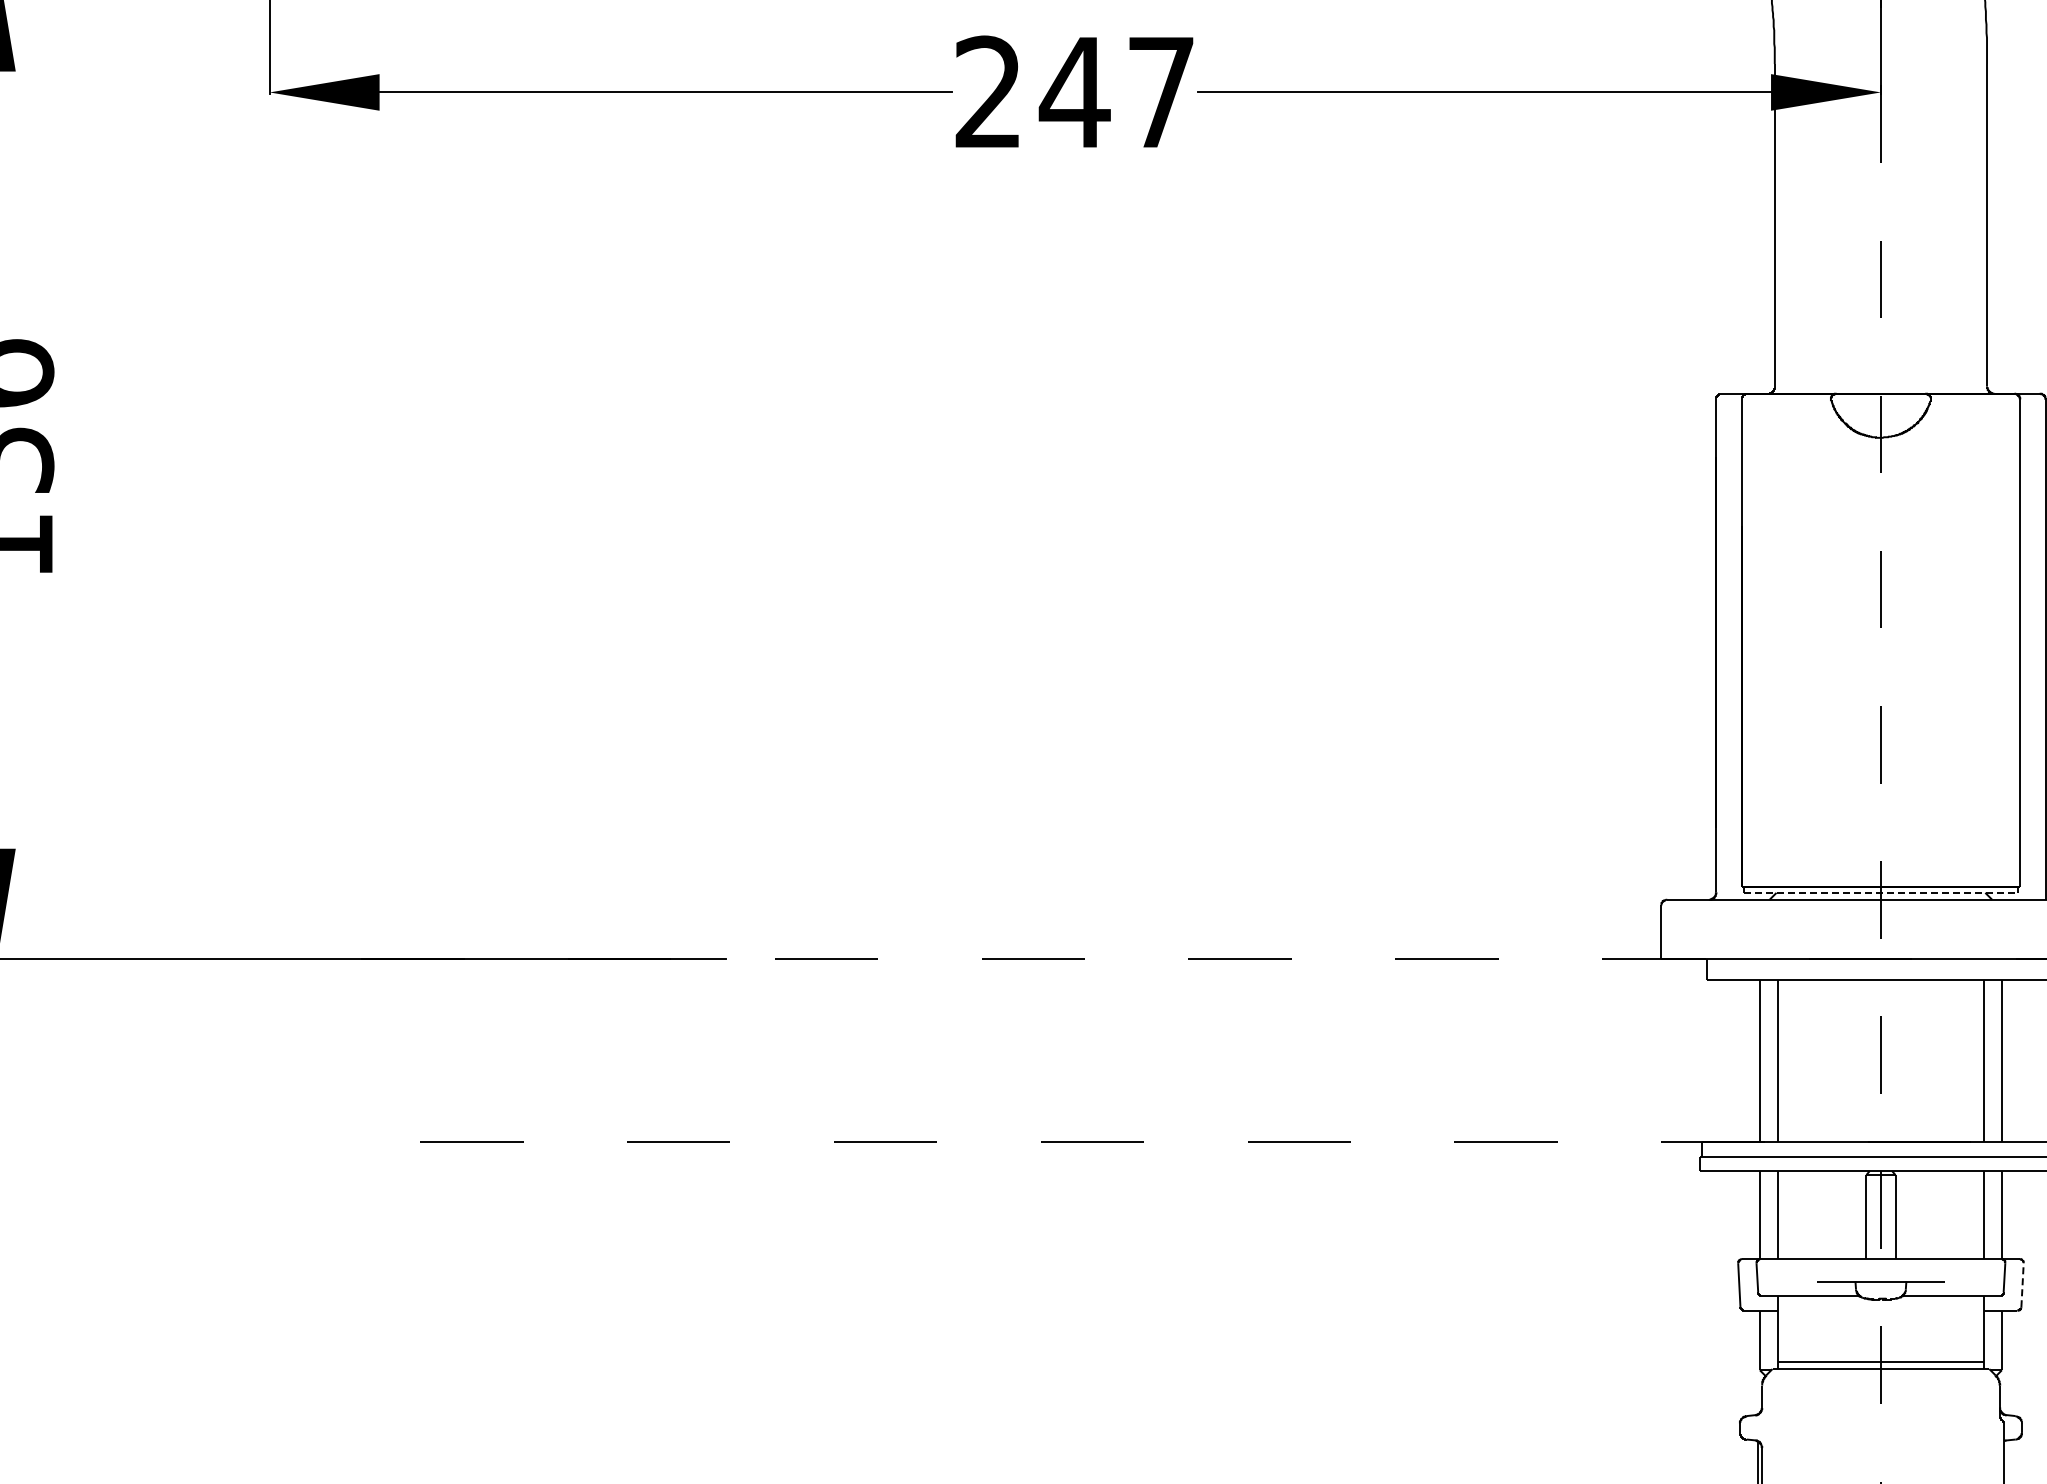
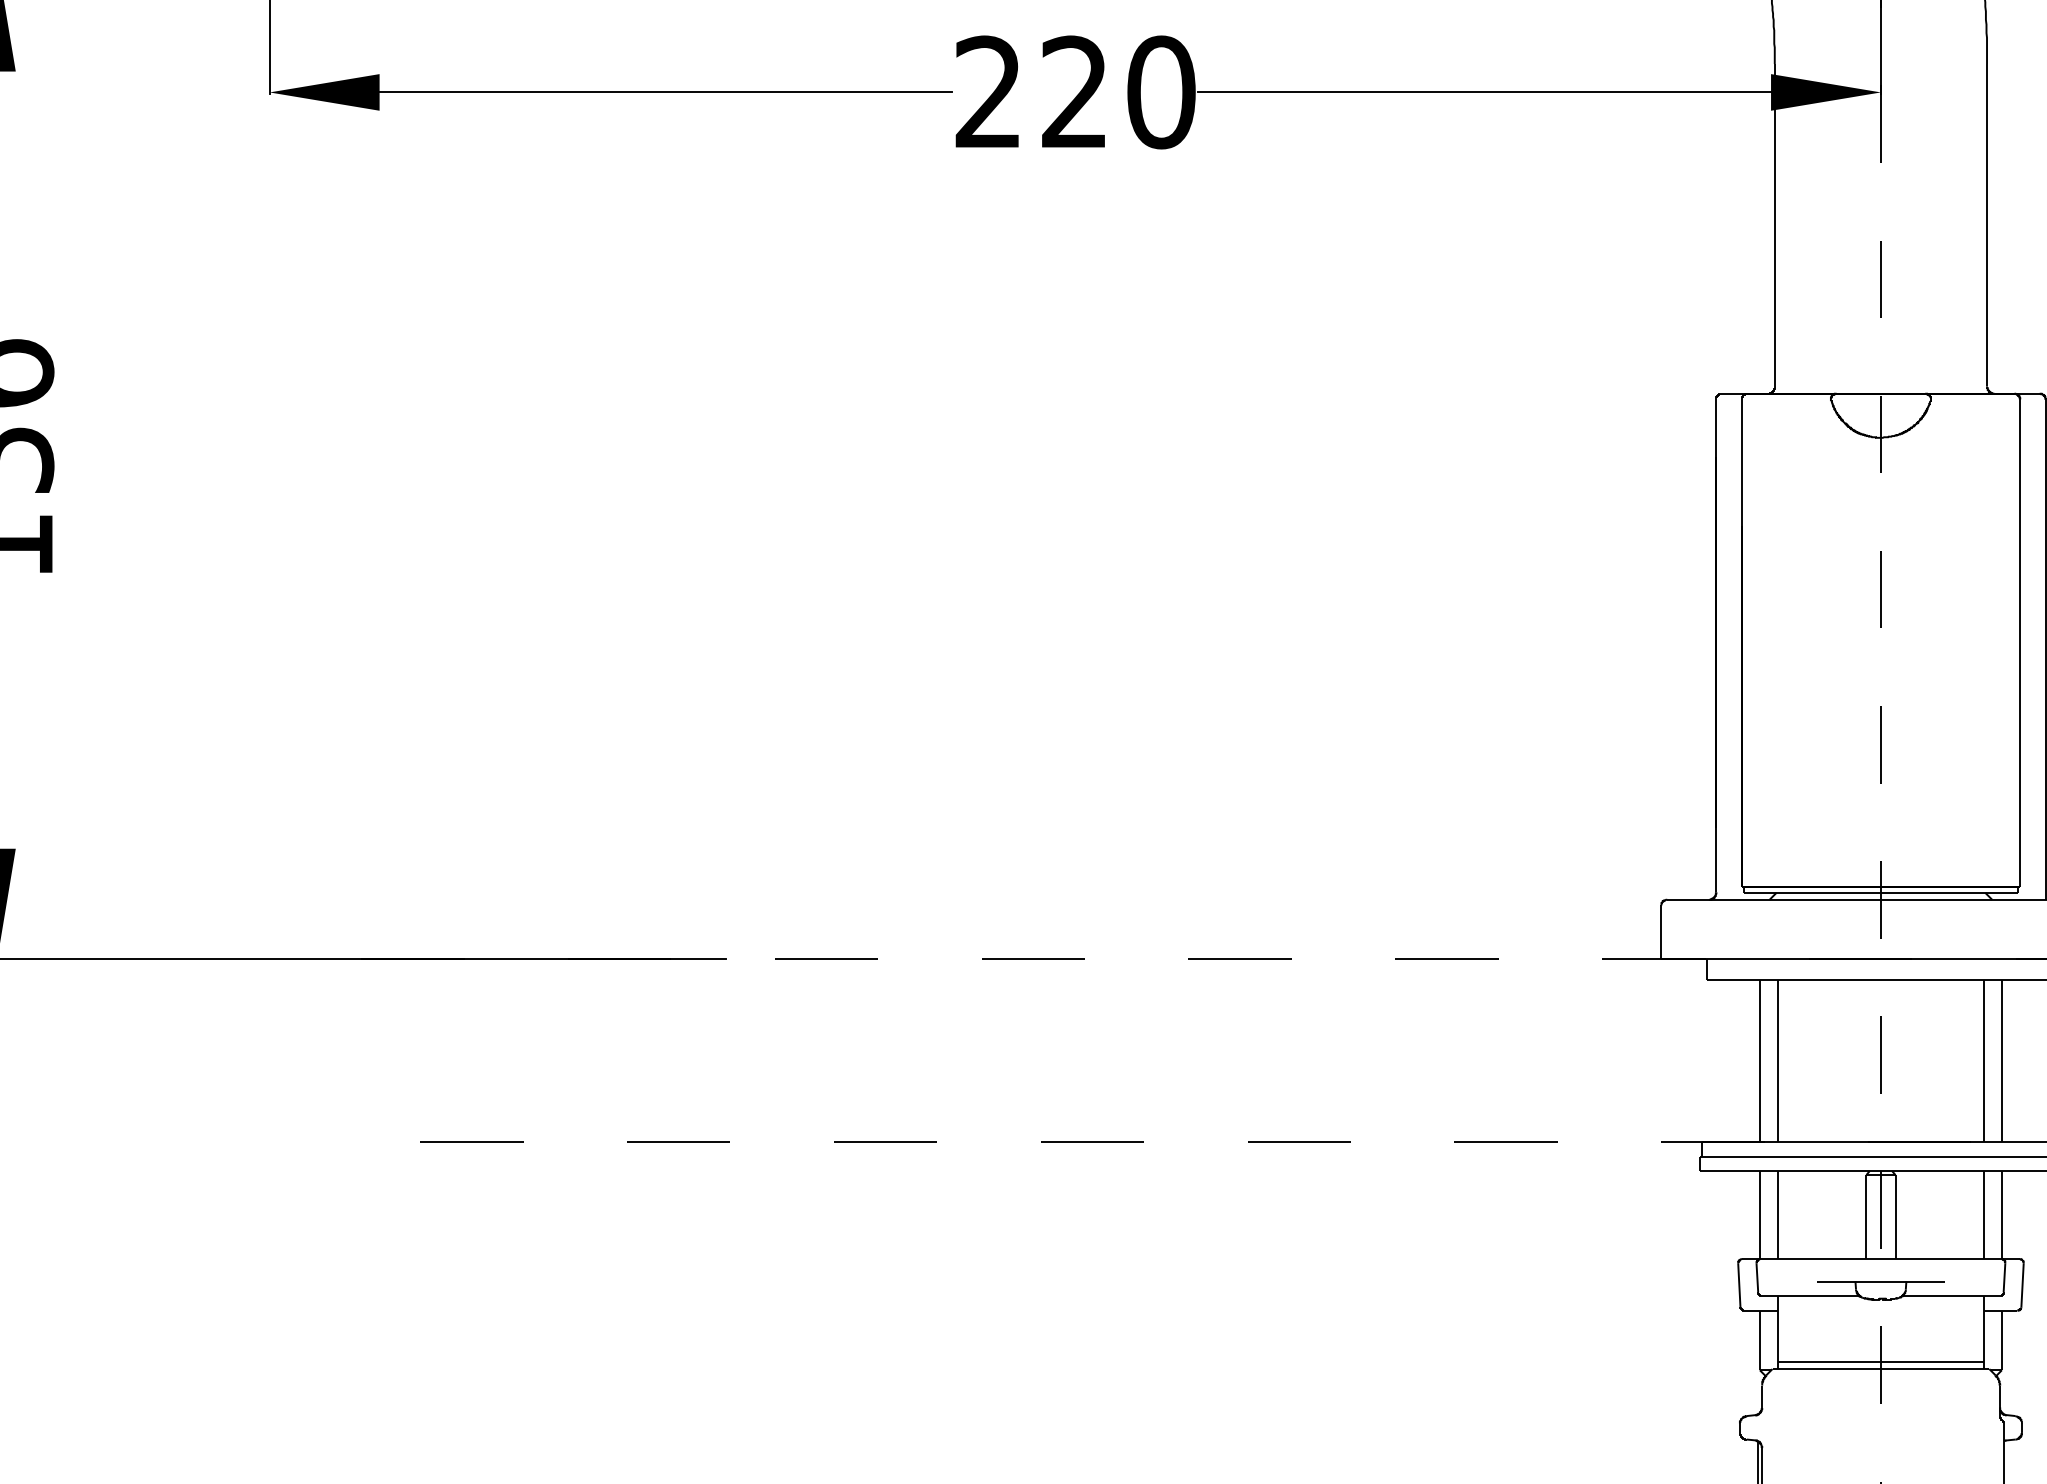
text: 247 -> 220 (1116, 92)
line: dashed -> solid (1881, 892)
line: dashed -> solid (2022, 1284)
